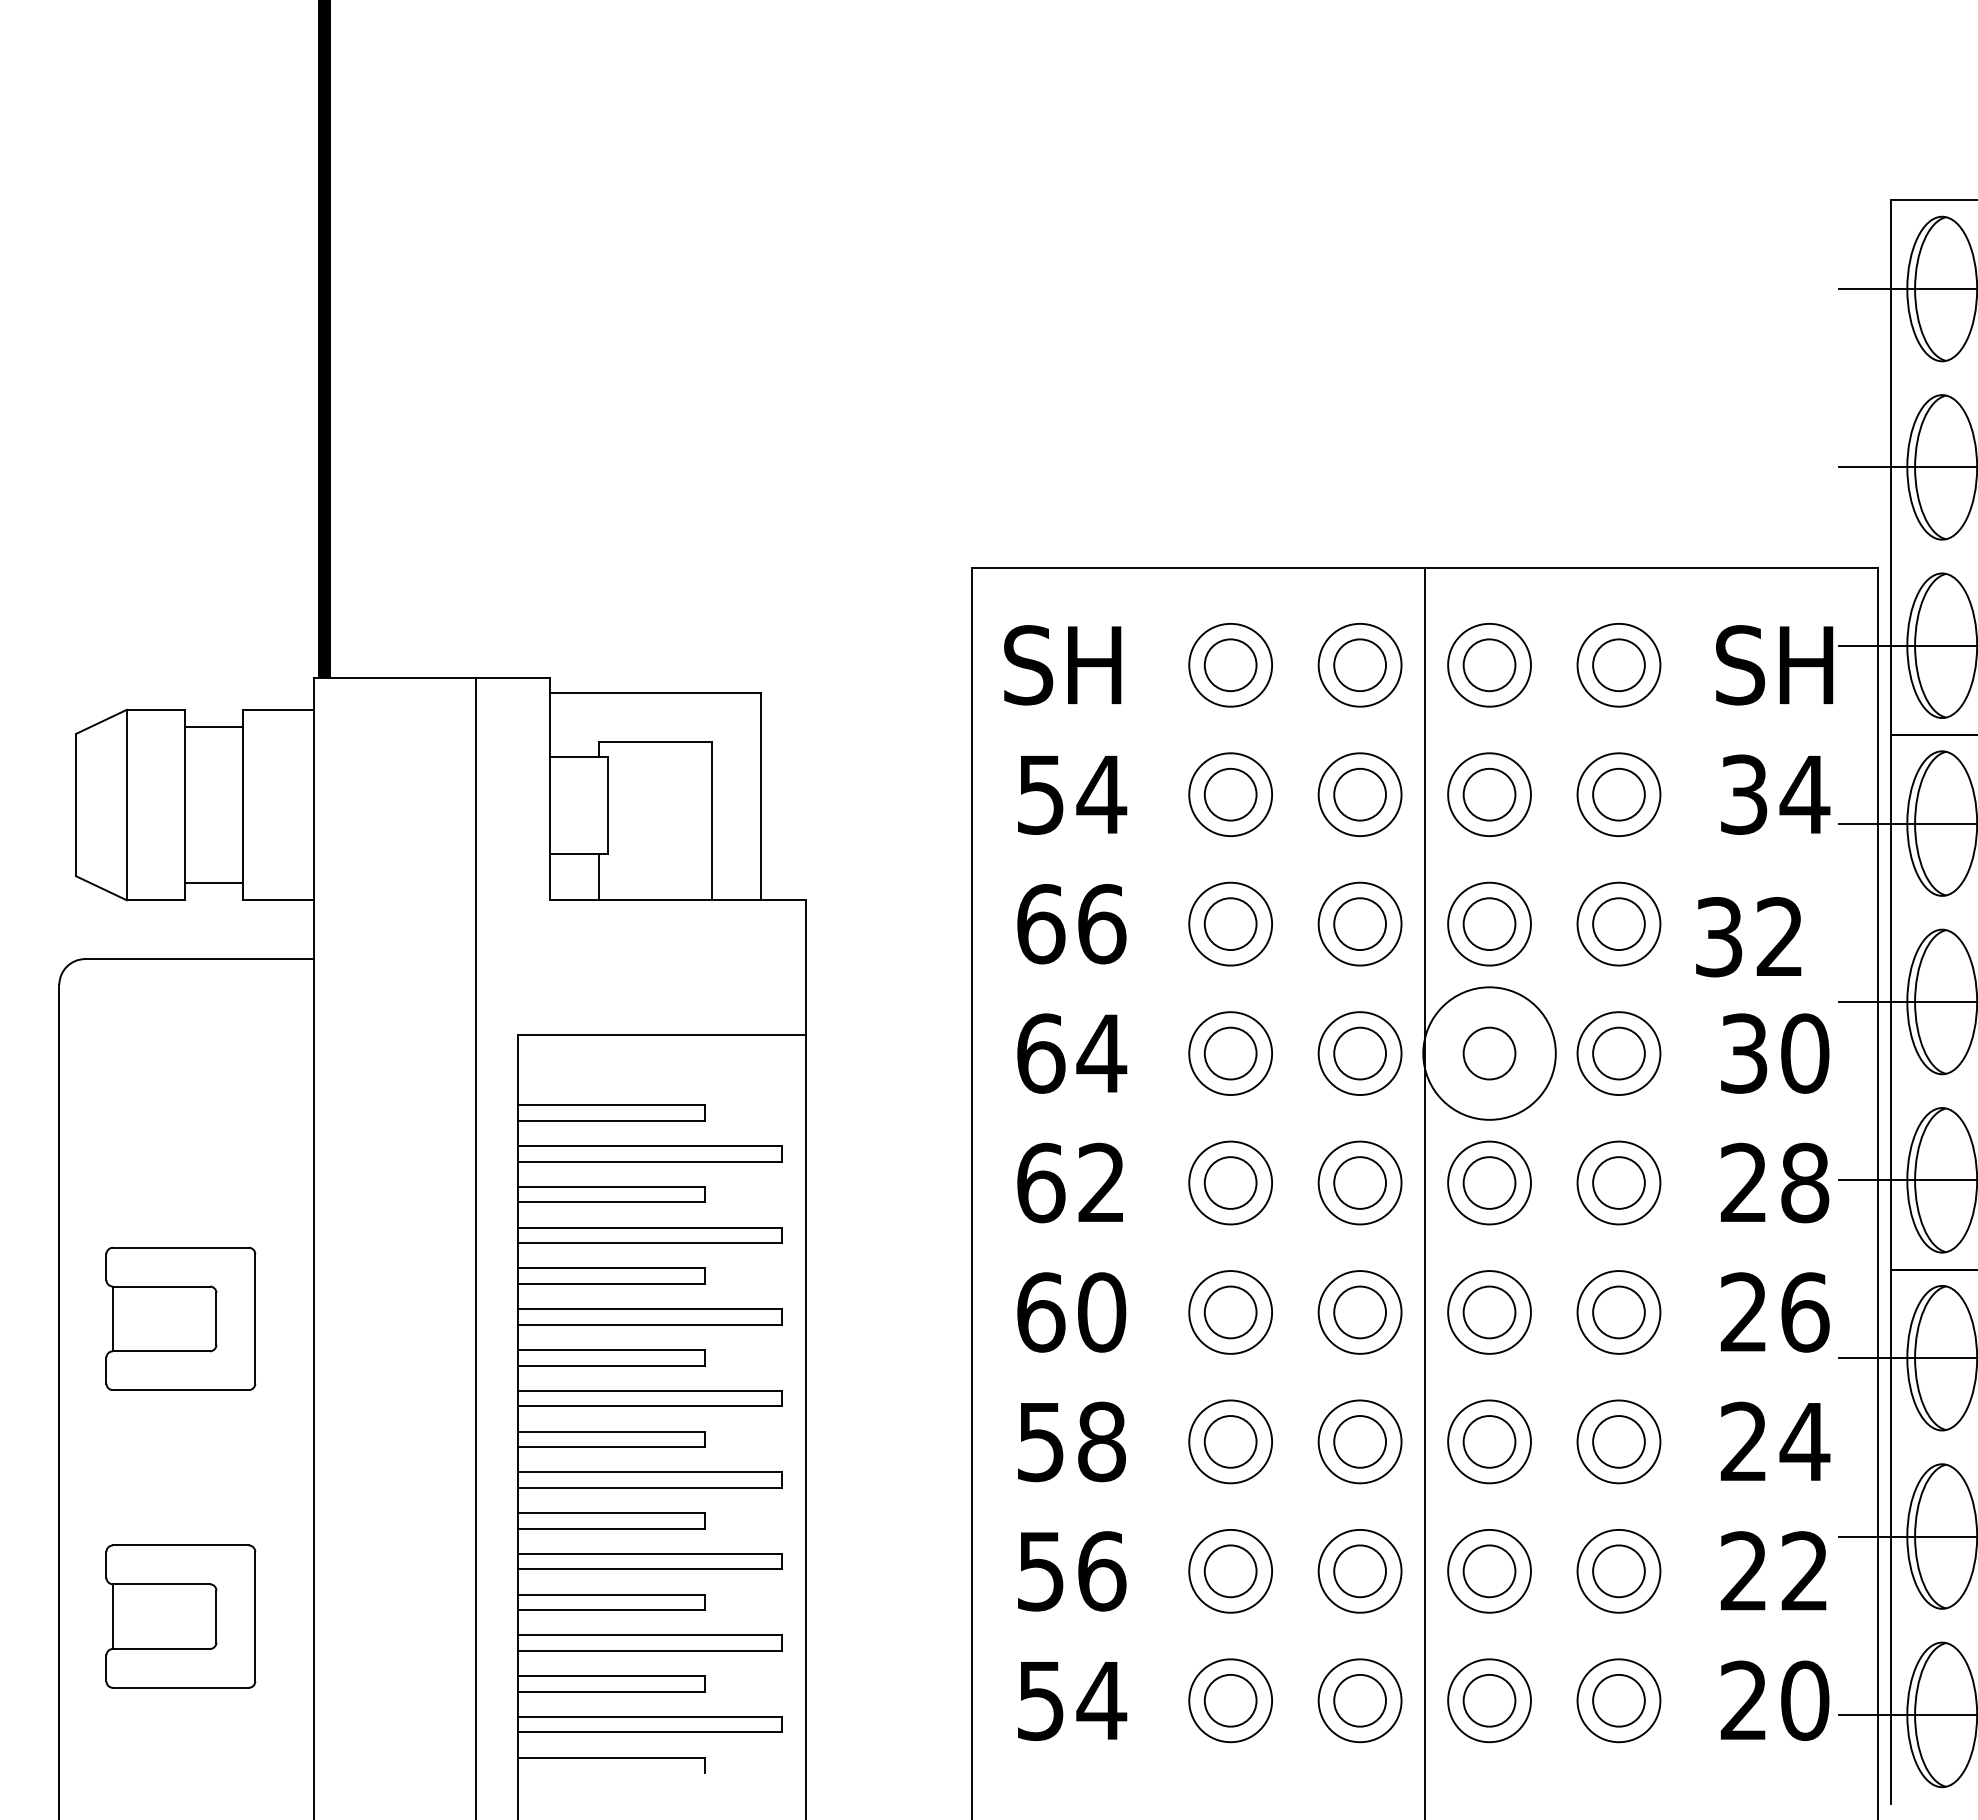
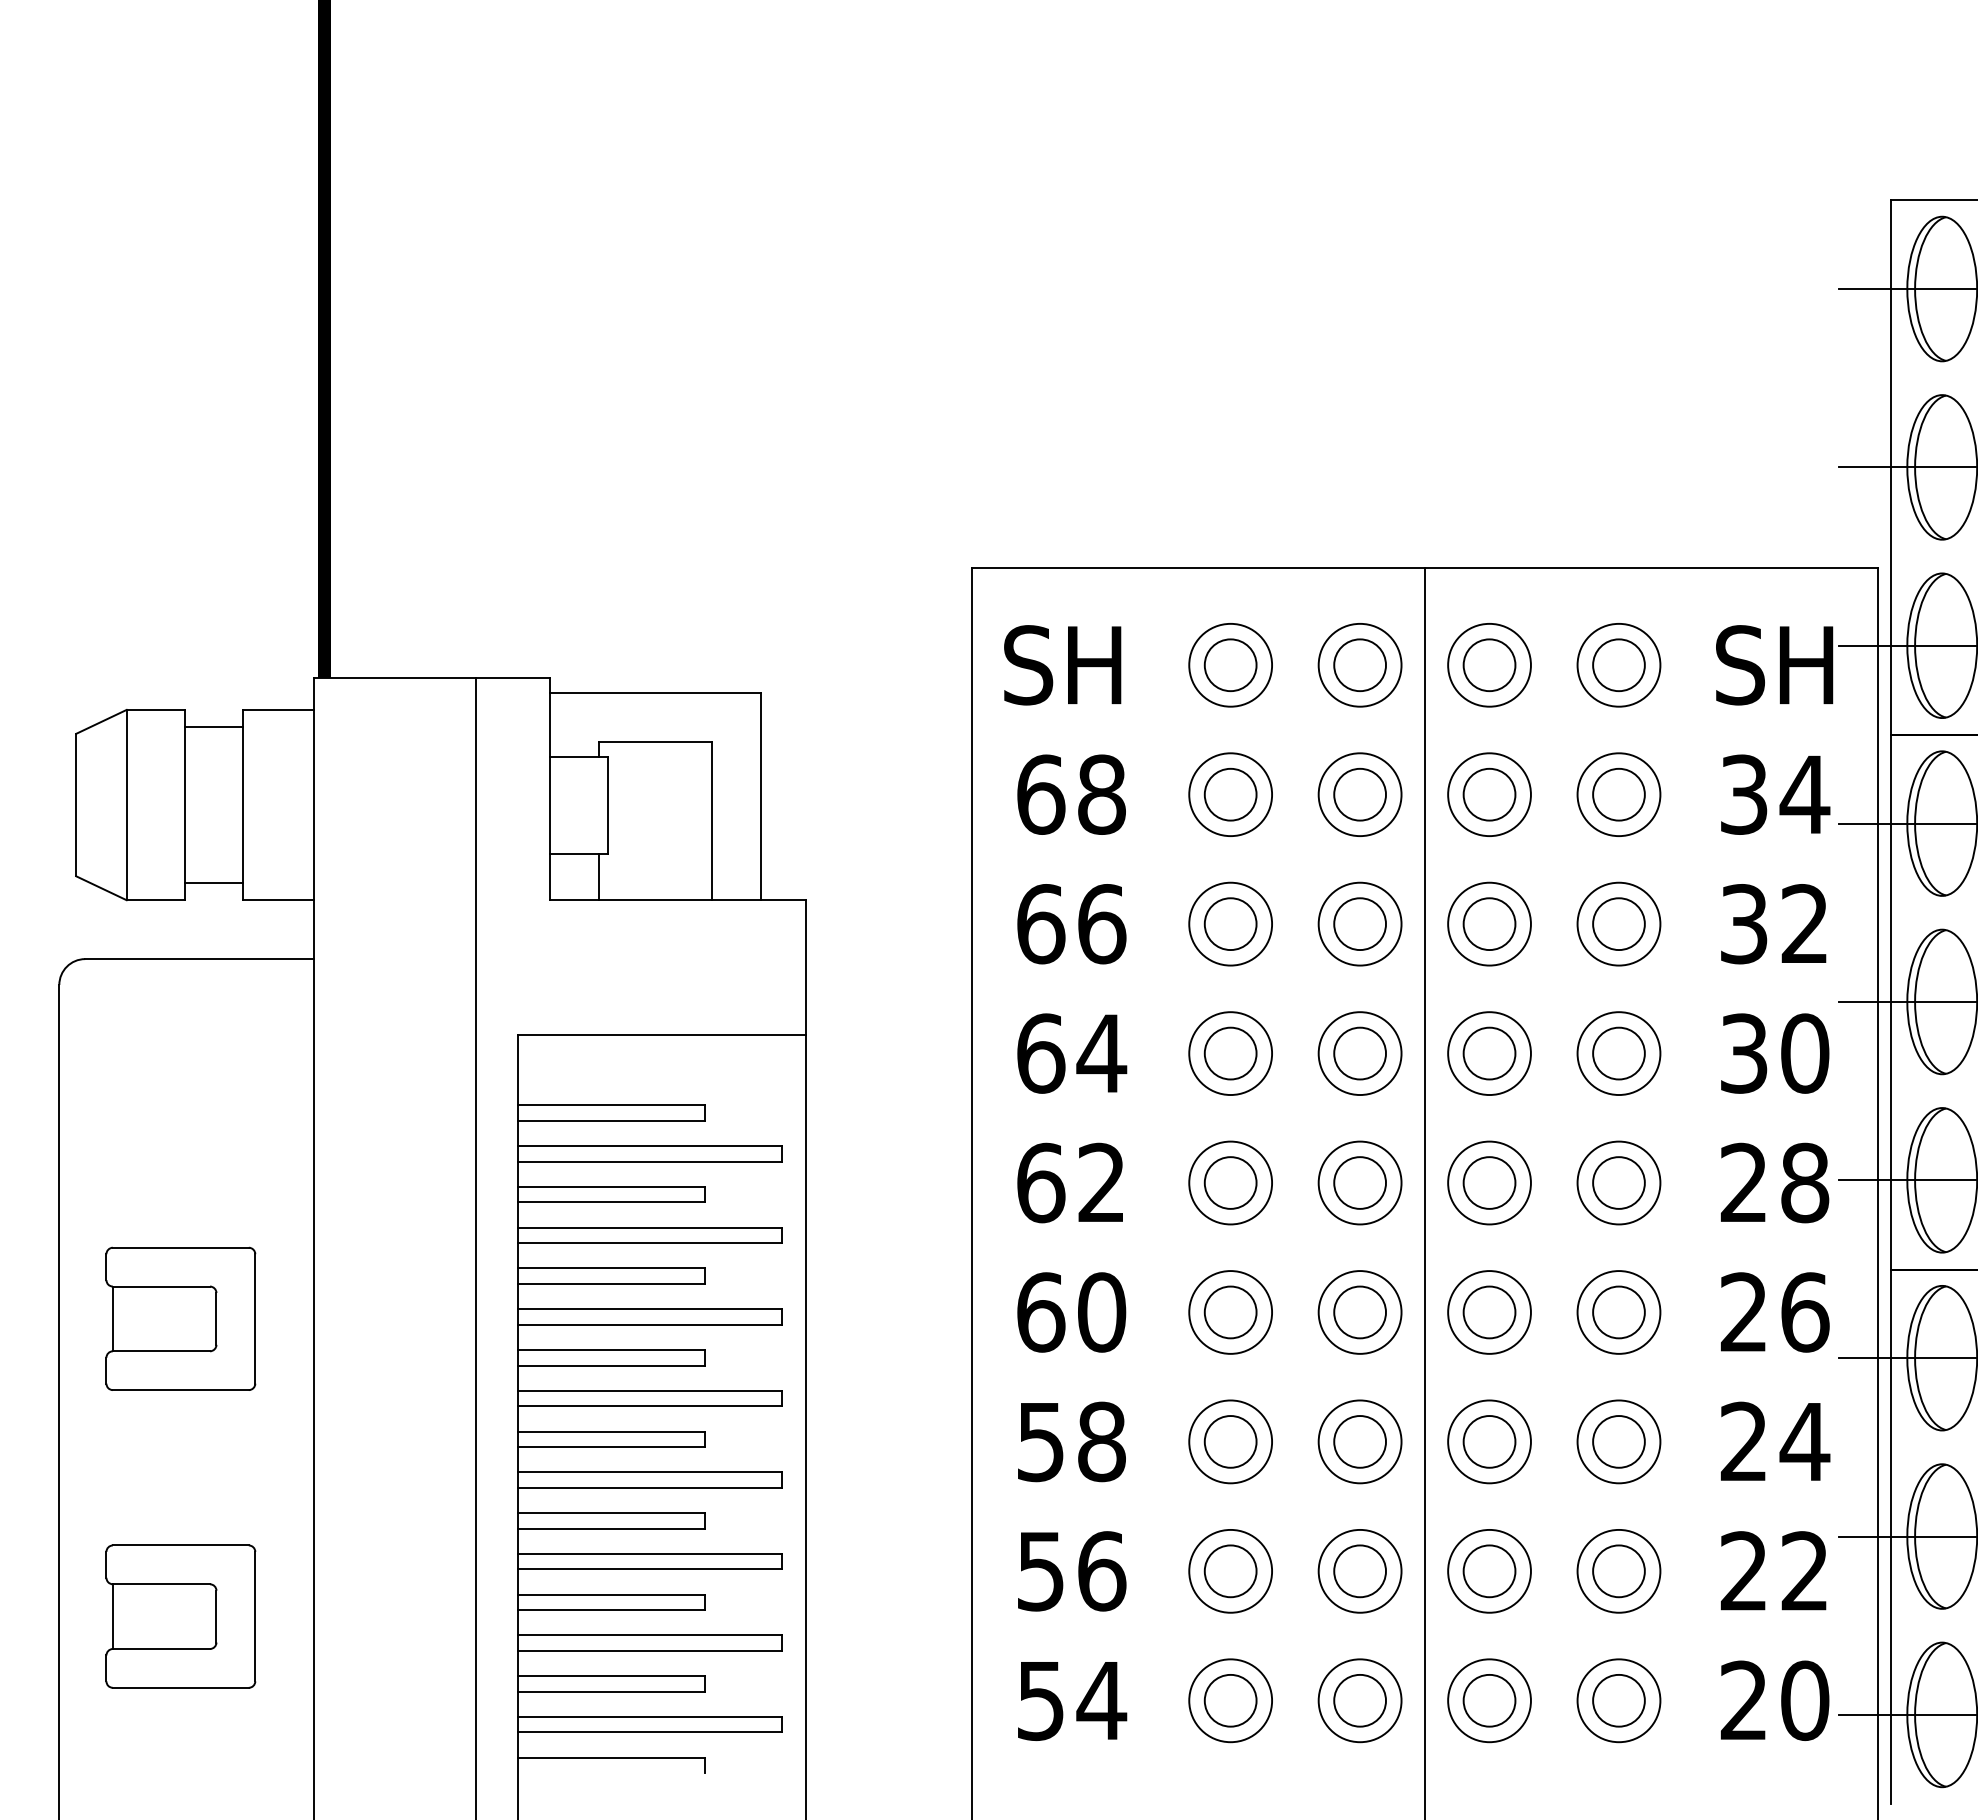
text: 54 -> 68 (1072, 794)
text position: (1748, 937) -> (1773, 924) (1773, 924)
circle diameter: 133 px -> 83 px (1489, 1053)
